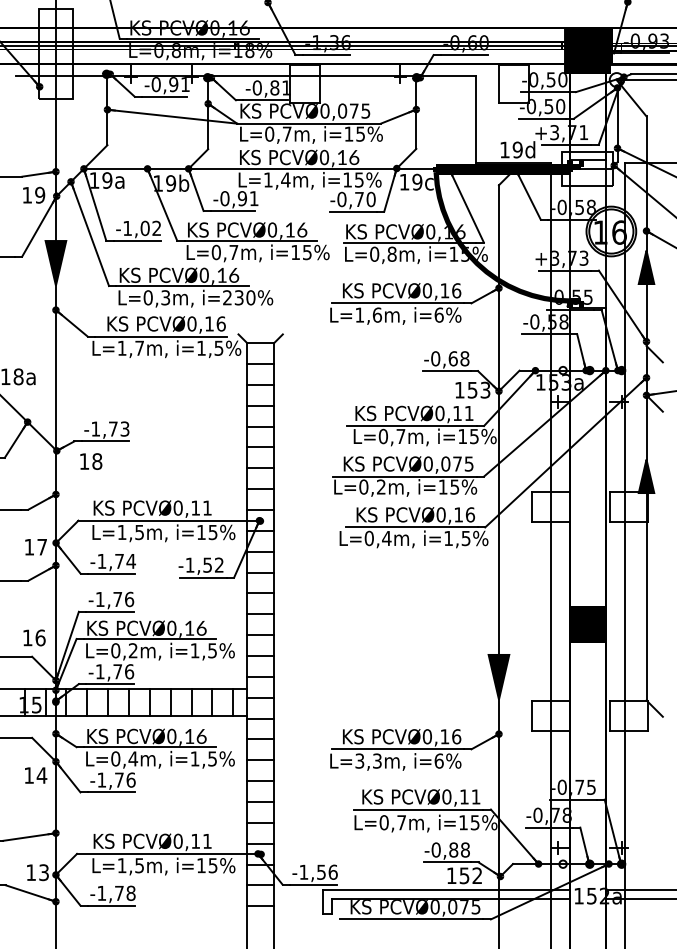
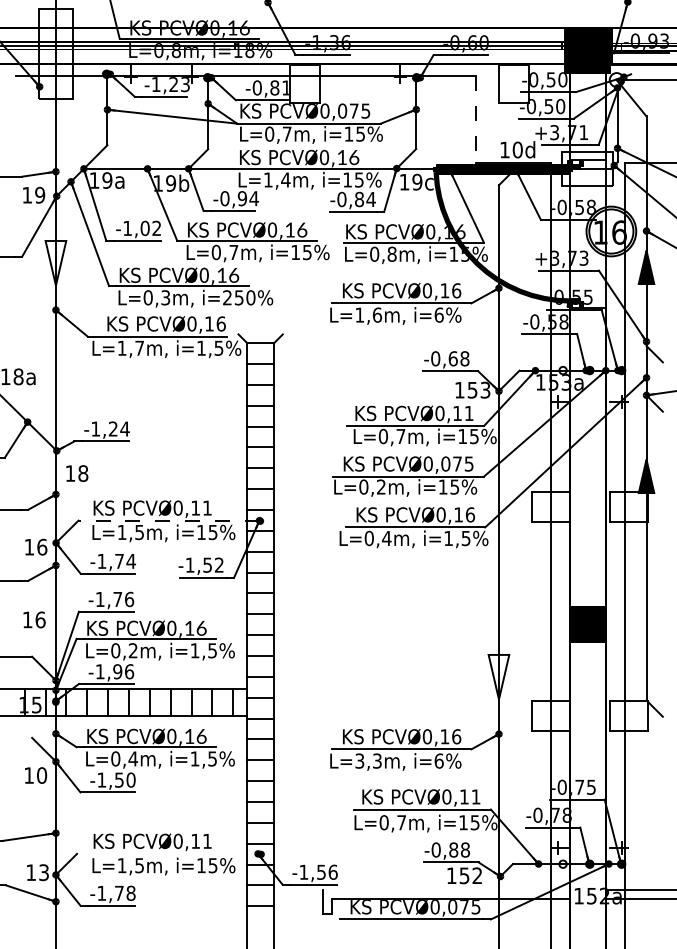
line: present -> none (652, 74)
text: -0,91 -> -1,23 (170, 84)
line: solid -> dashed (476, 119)
text: 19d -> 10d (517, 149)
text: -0,91 -> -0,94 (253, 198)
text: -0,70 -> -0,84 (365, 199)
fill: present -> none (55, 263)
text: i=230% -> i=250% (239, 297)
text: -1,73 -> -1,24 (119, 428)
text position: (91, 461) -> (77, 473) (77, 473)
line: solid -> dashed (168, 520)
text: 17 -> 16 (42, 546)
text position: (34, 637) -> (34, 619) (34, 619)
text: -1,76 -> -1,96 (117, 671)
fill: present -> none (498, 676)
line: present -> none (17, 737)
text: 14 -> 10 (41, 775)
text: -1,76 -> -1,50 (125, 779)
line: present -> none (167, 853)
line: present -> none (445, 890)
